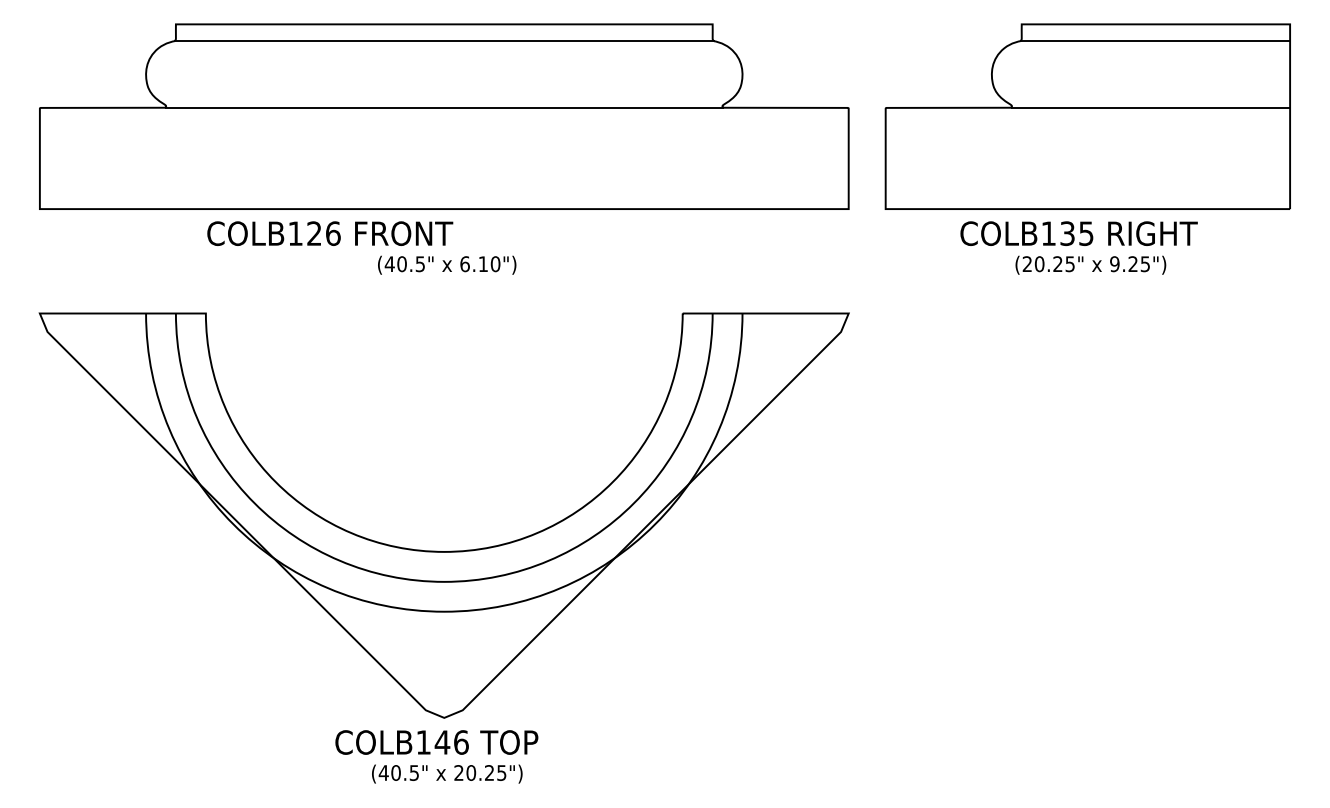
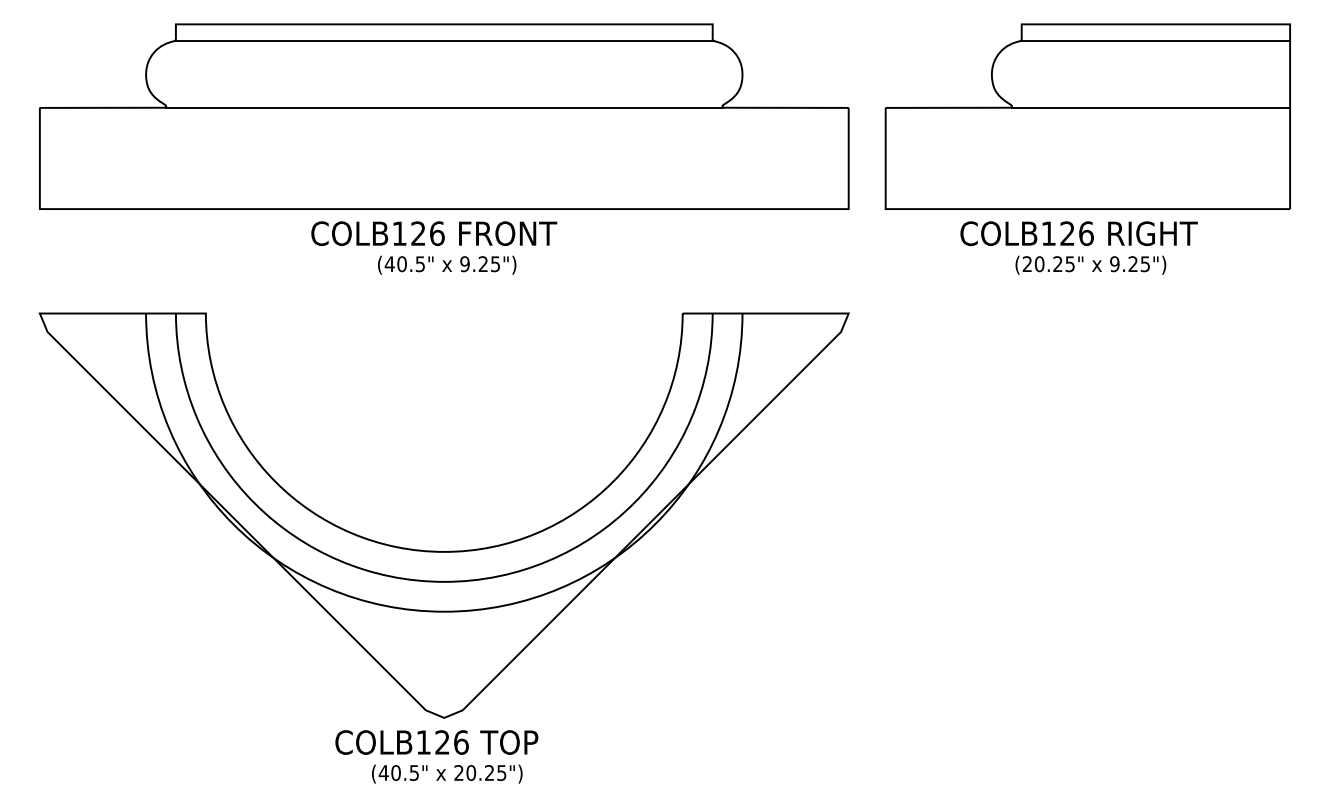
text position: (330, 233) -> (434, 233) (434, 233)
text: COLB135 -> COLB126 (1076, 233)
text: 6.10") -> 9.25") (480, 264)
text: COLB146 -> COLB126 (442, 742)
